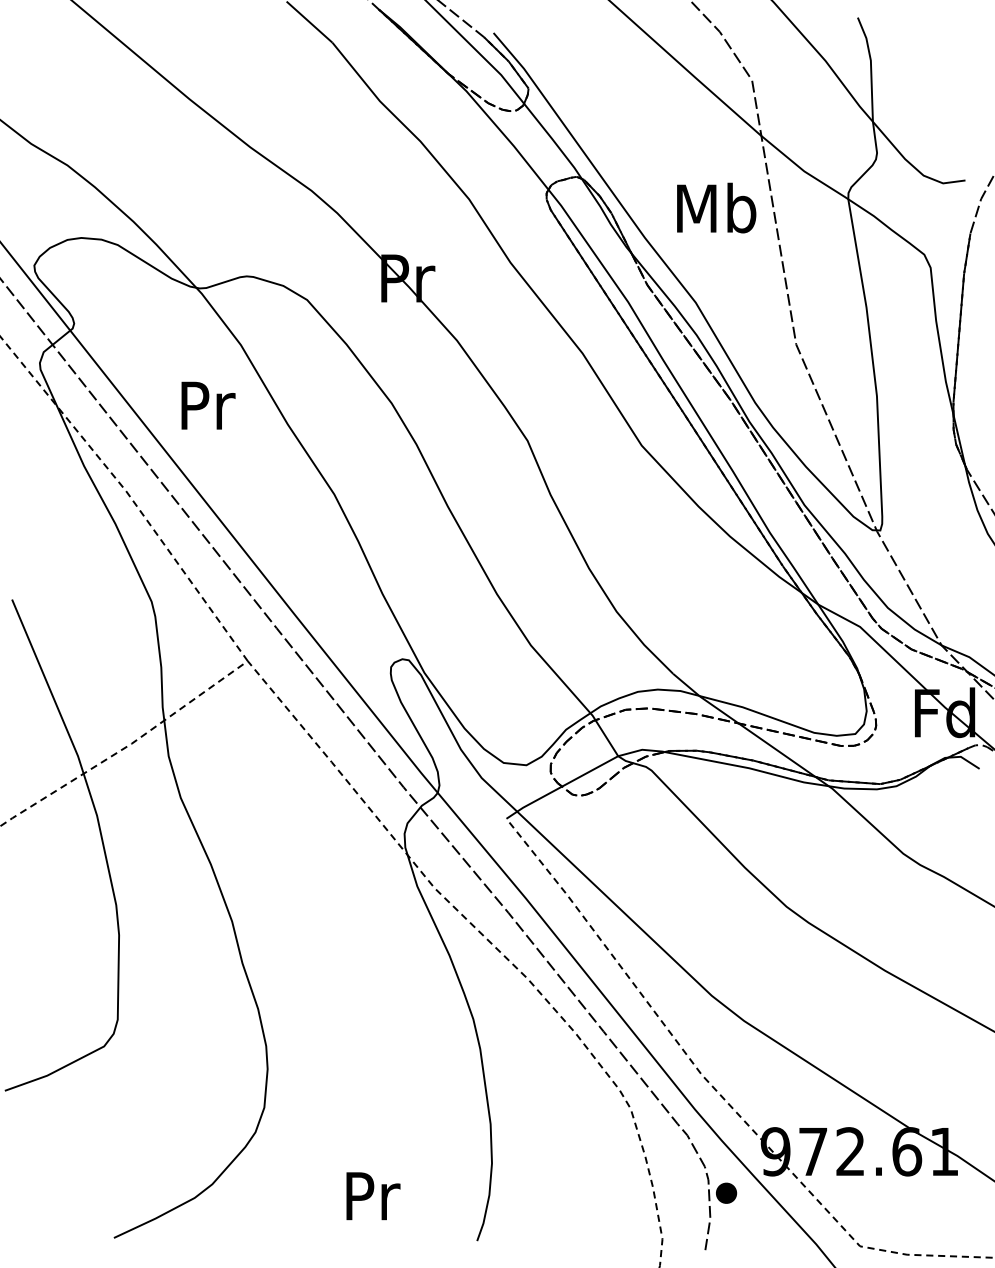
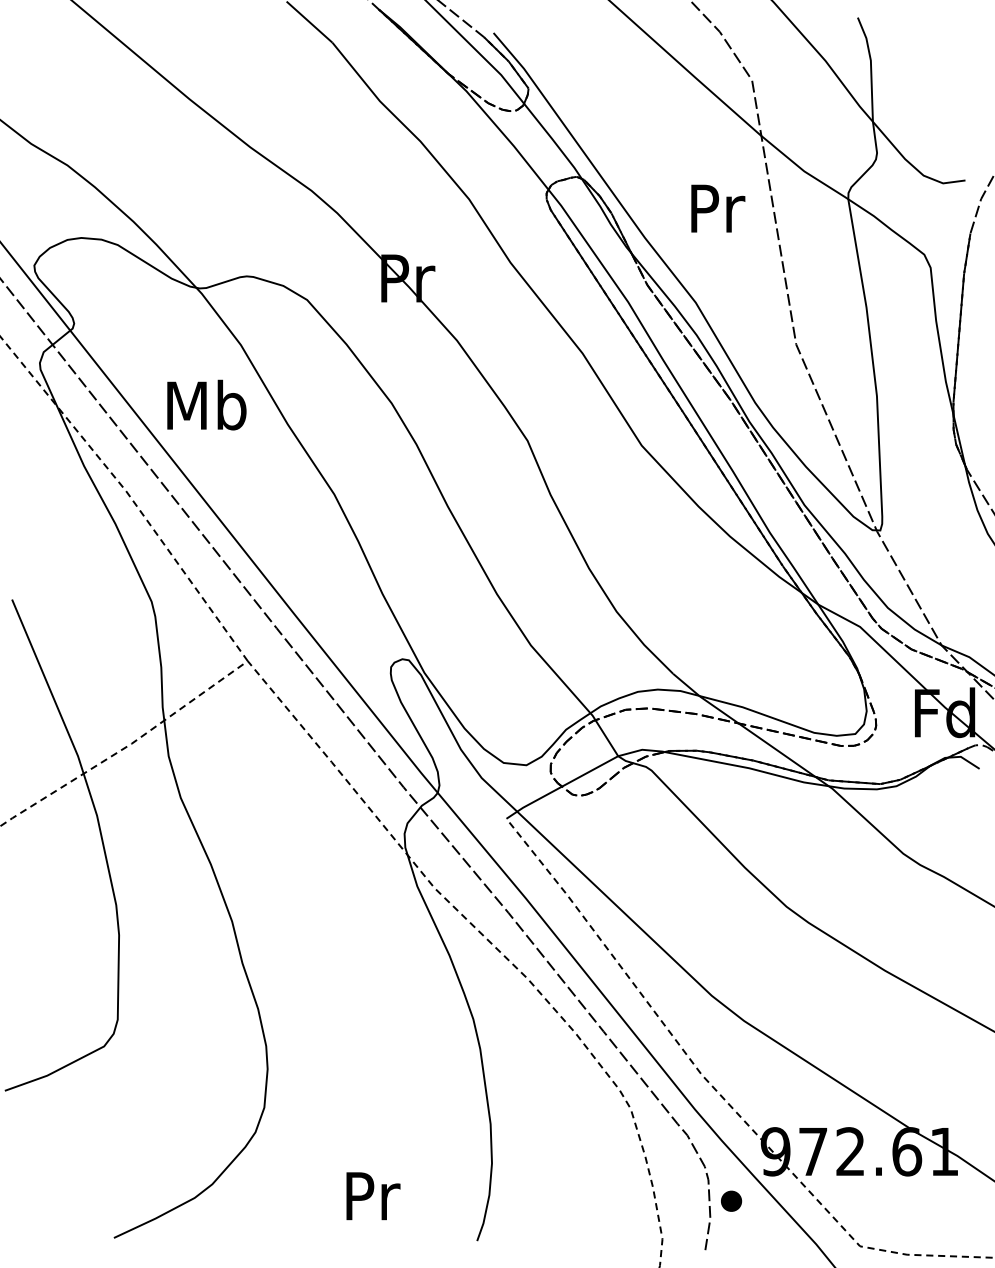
text: Mb -> Pr (716, 207)
text: Pr -> Mb (206, 404)
part position: (726, 1192) -> (731, 1200) (731, 1200)
